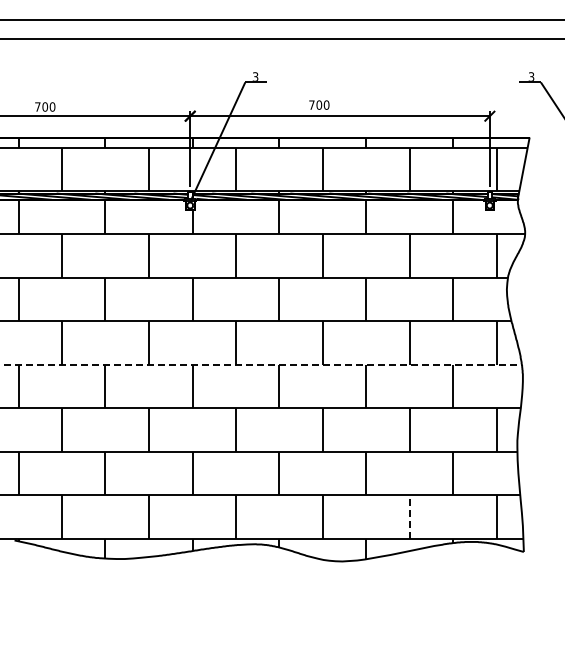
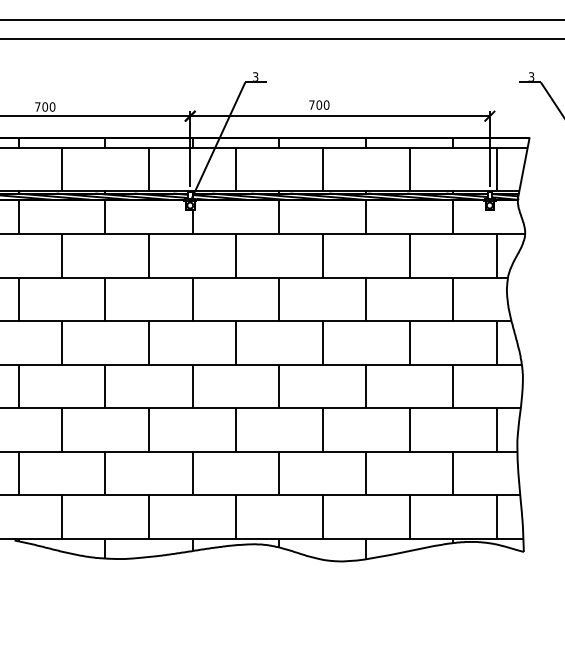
line: dashed -> solid (261, 364)
line: dashed -> solid (409, 517)
